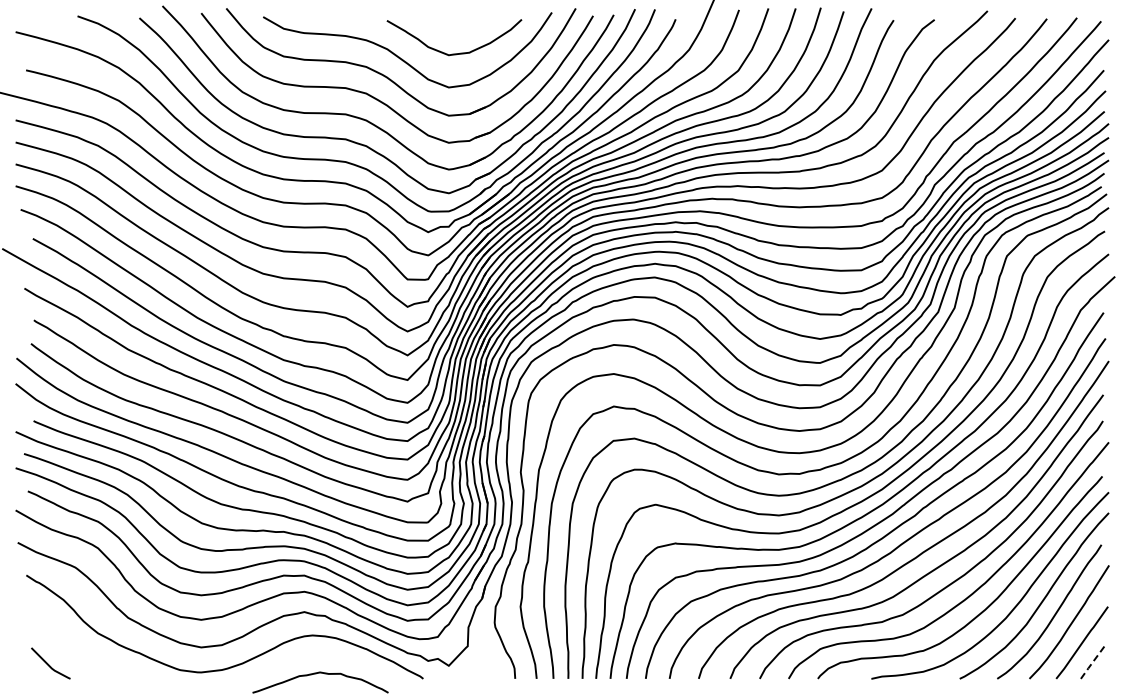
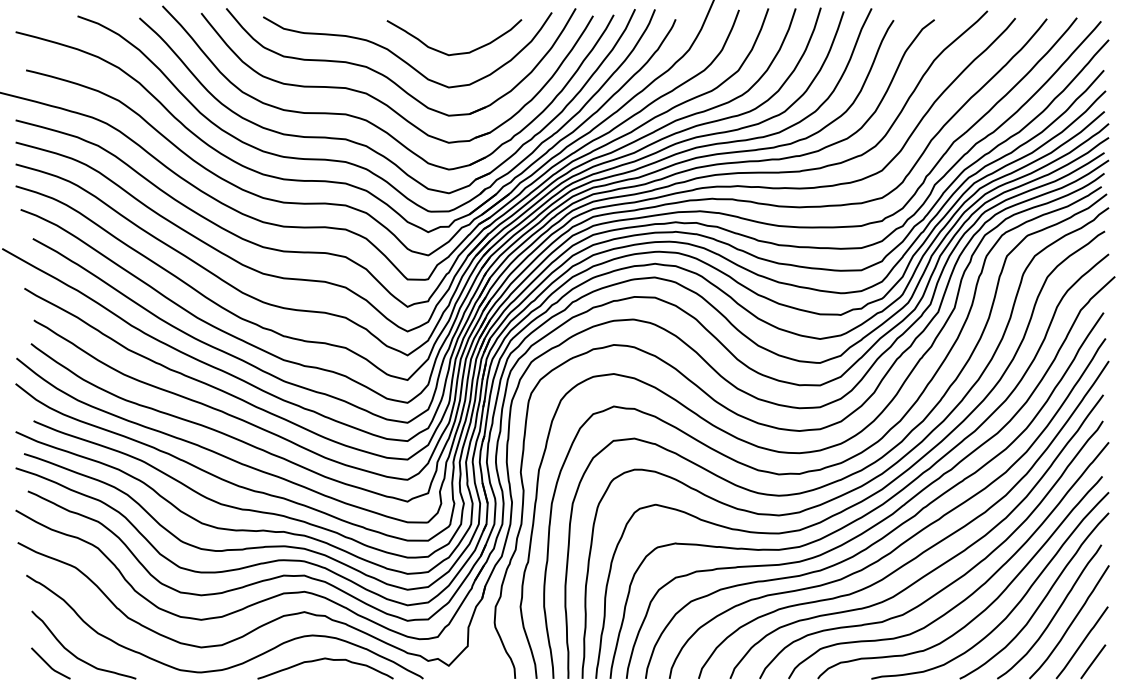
curve: none -> present (77, 656)
line: dashed -> solid (1093, 662)
curve position: (316, 674) -> (321, 660) (321, 660)
